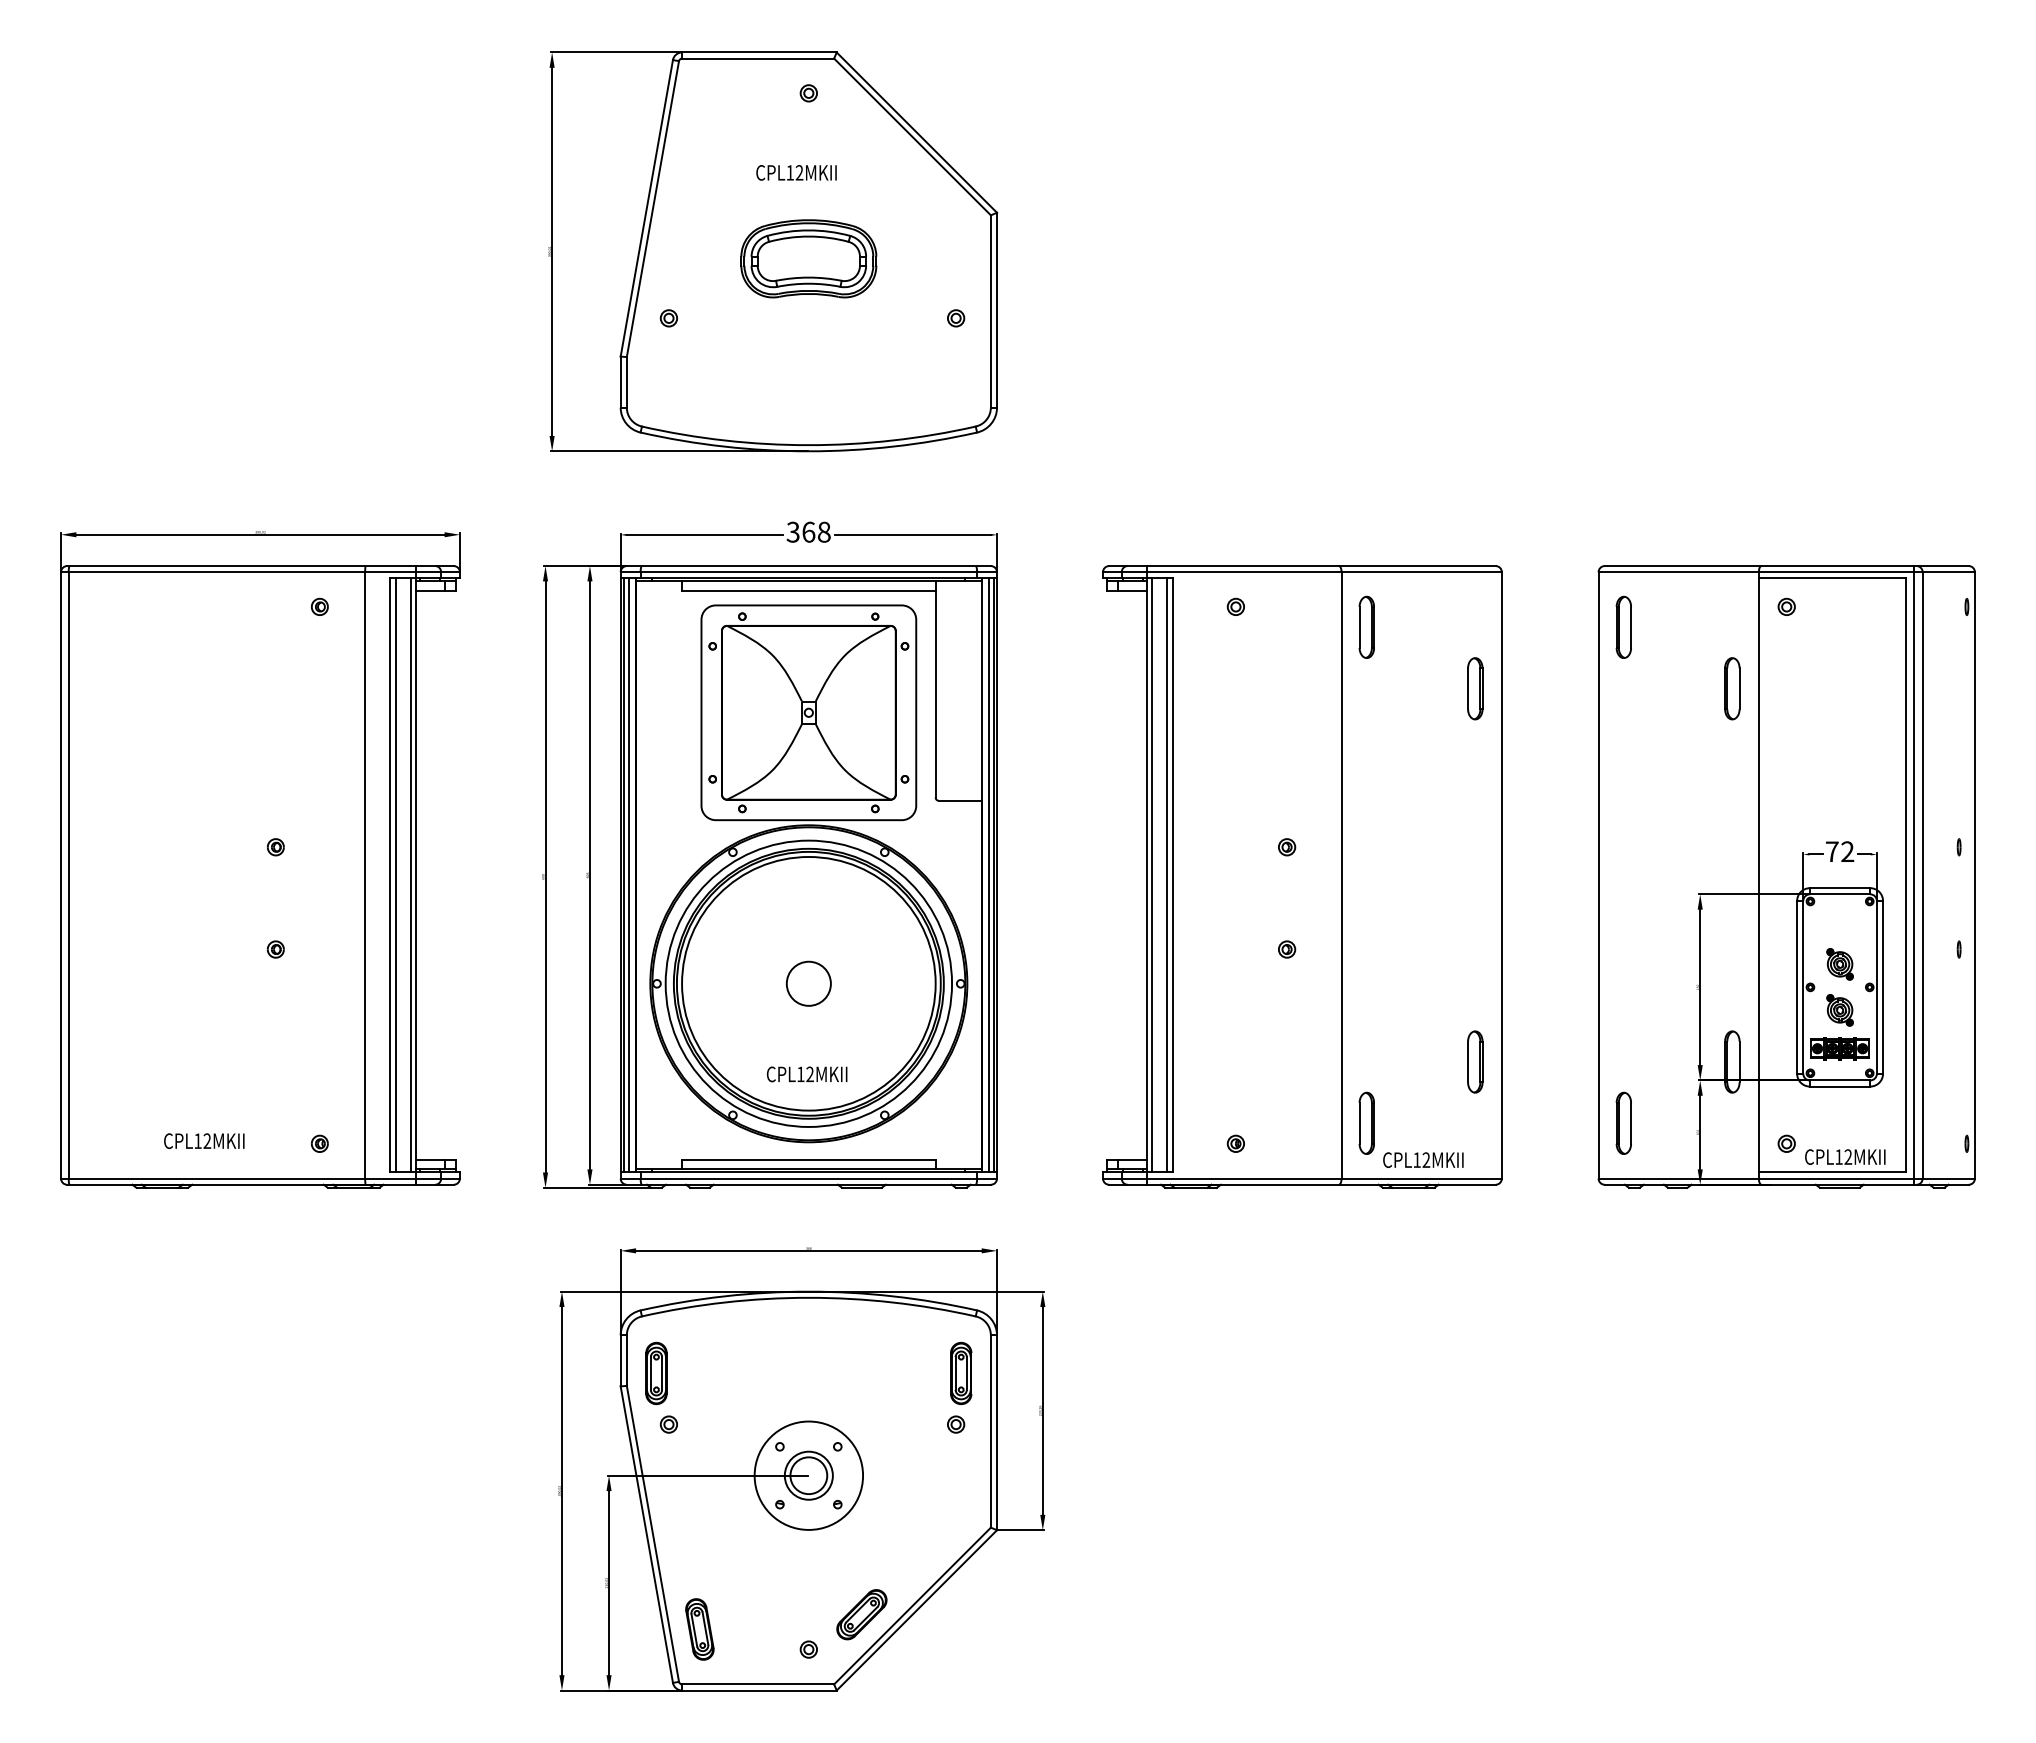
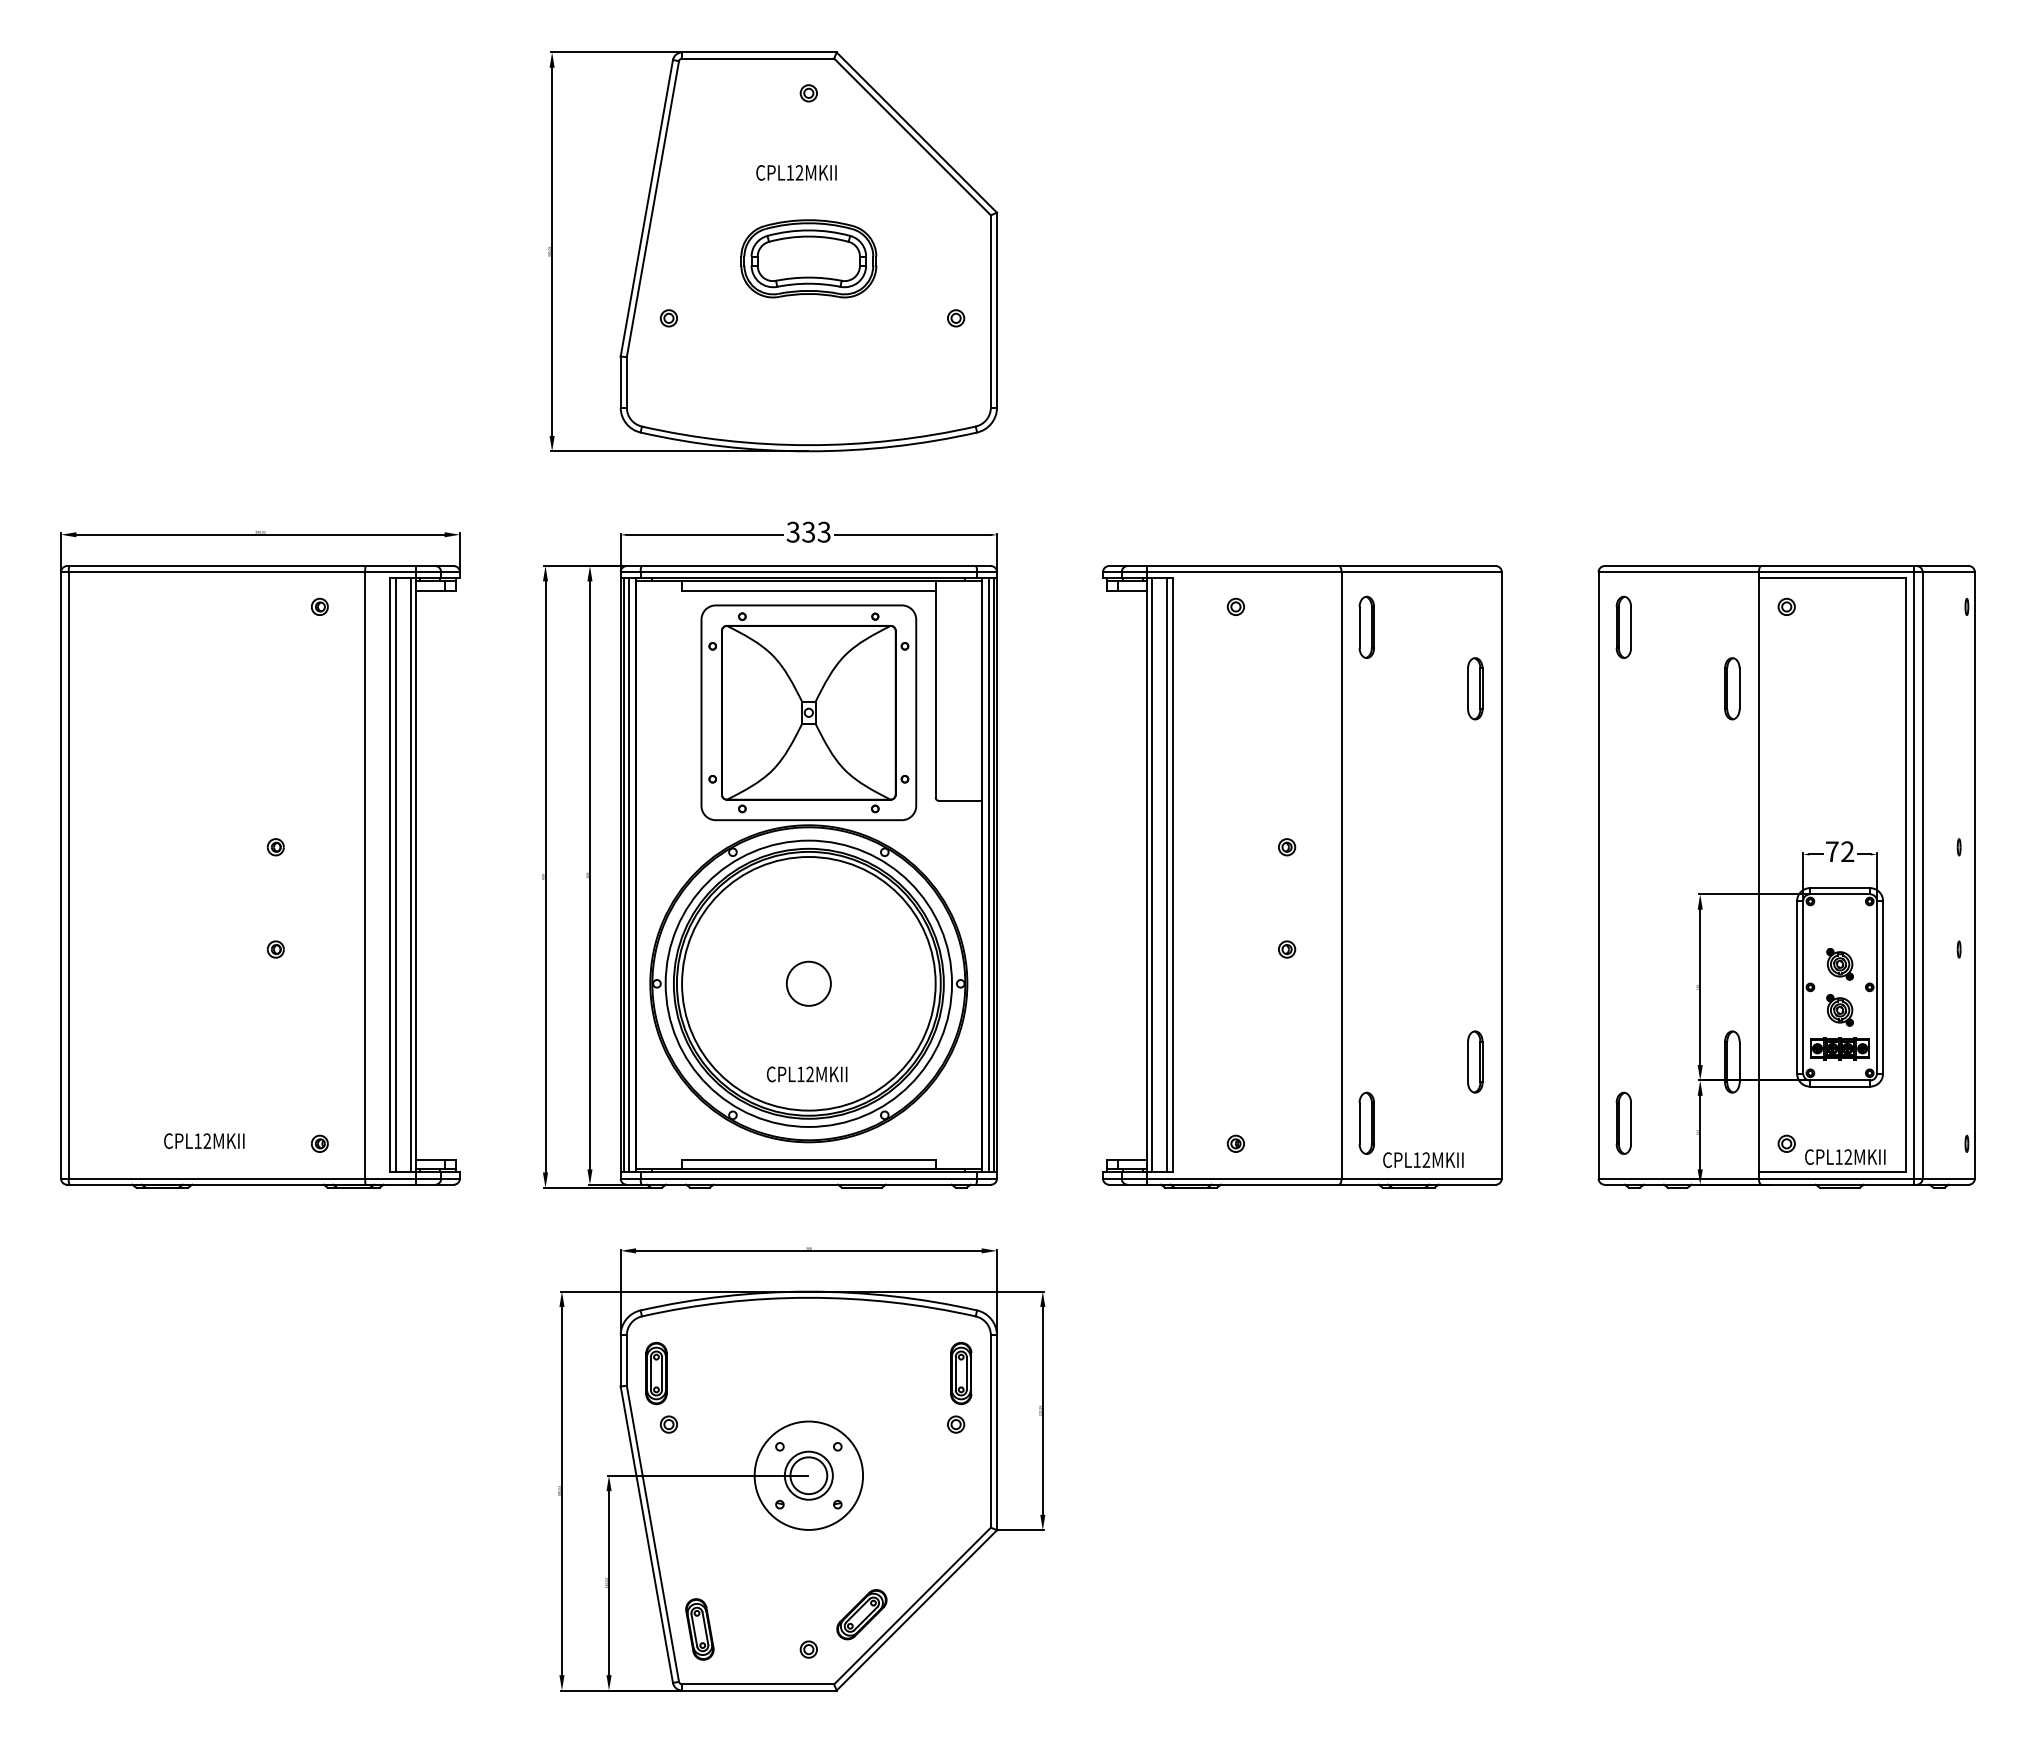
text: 368 -> 333 (816, 531)
